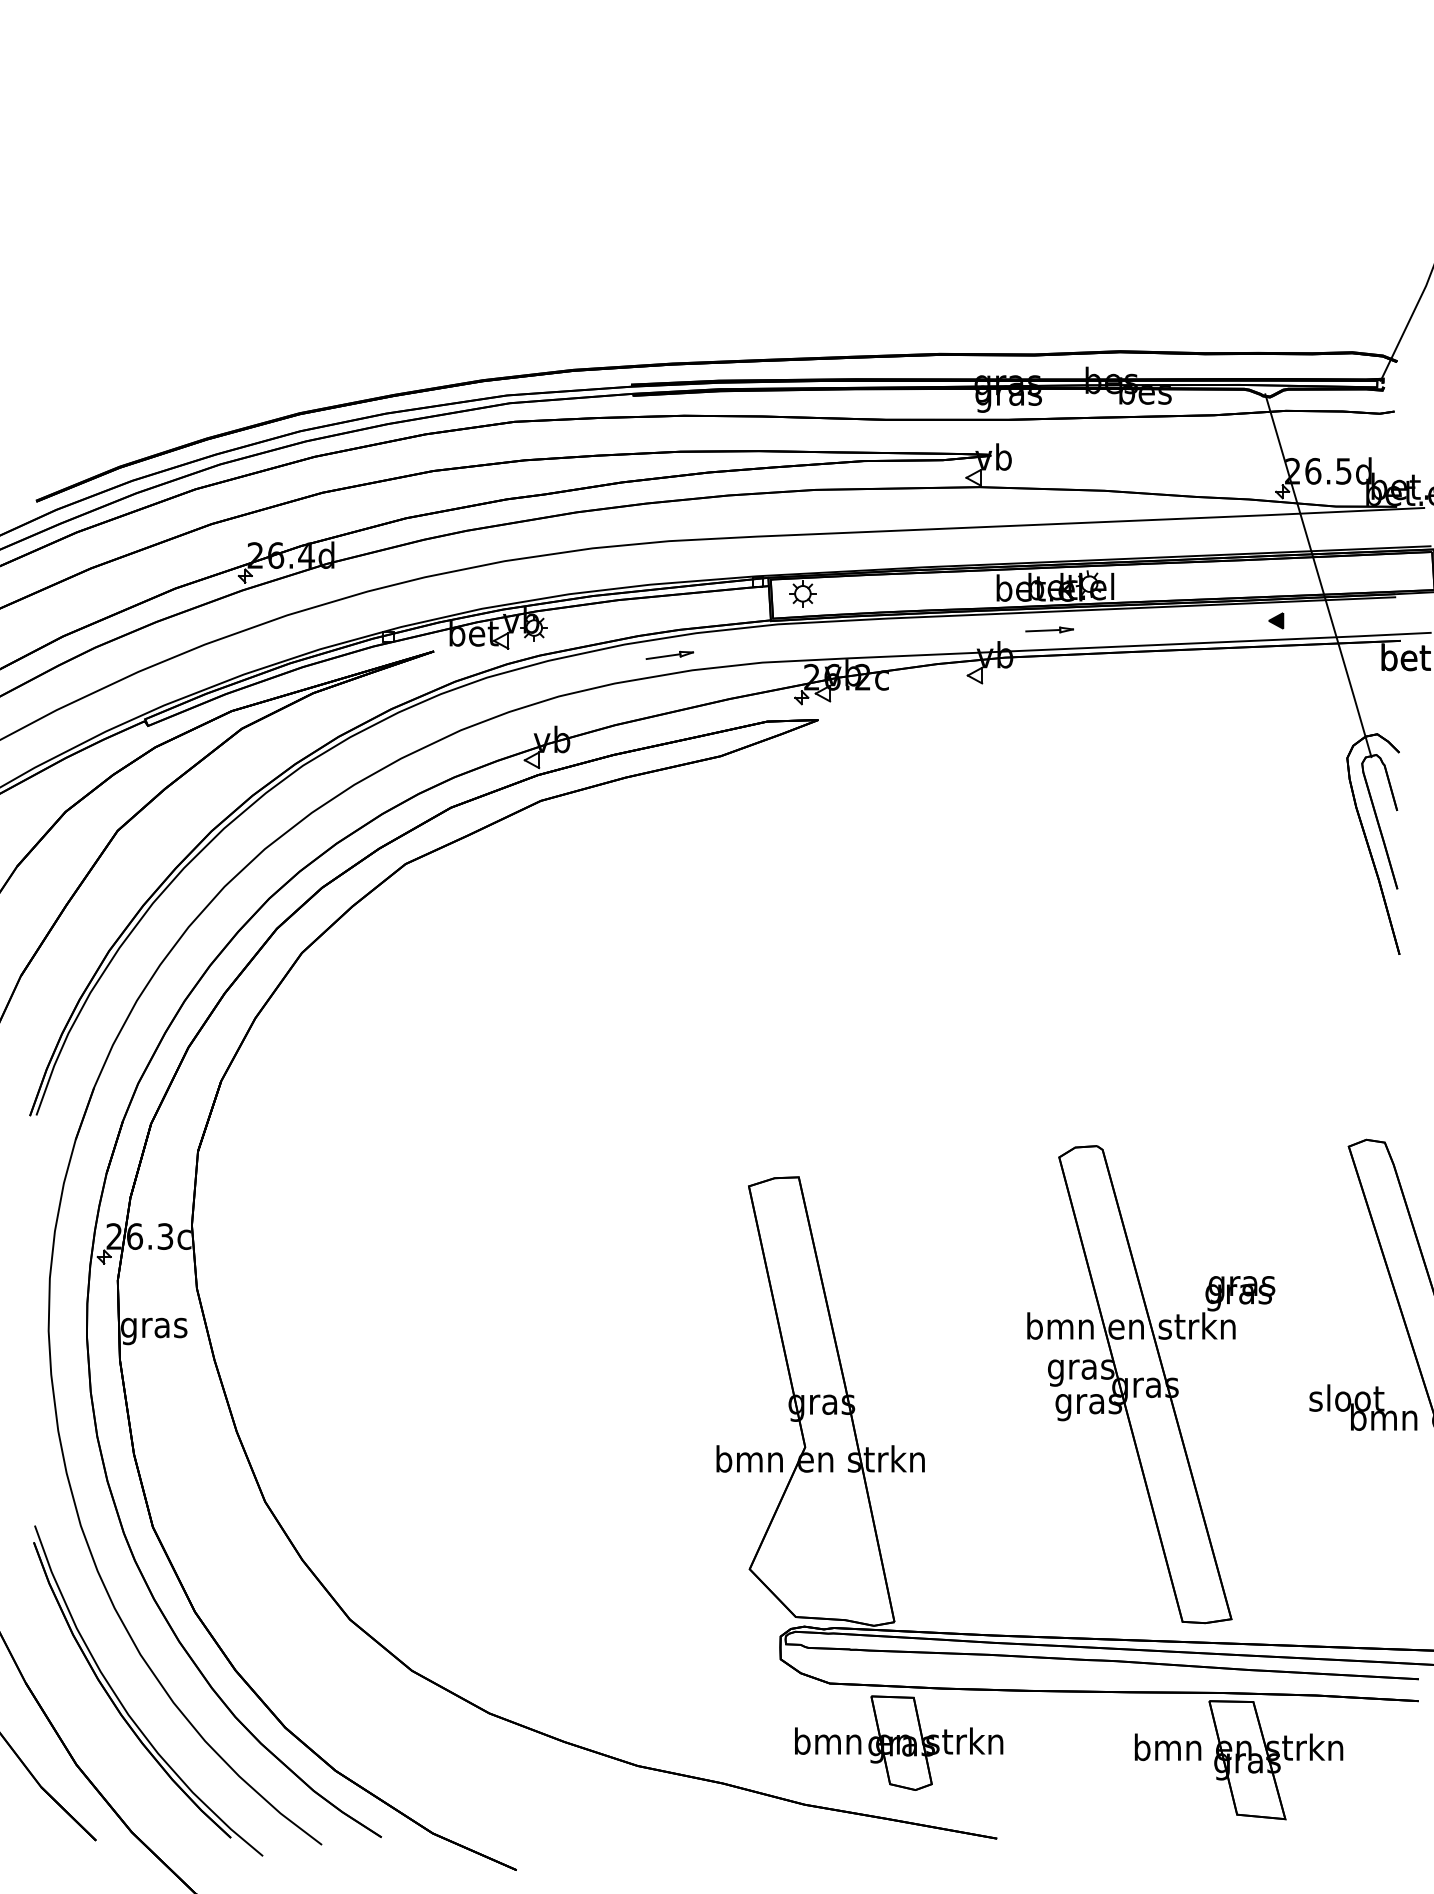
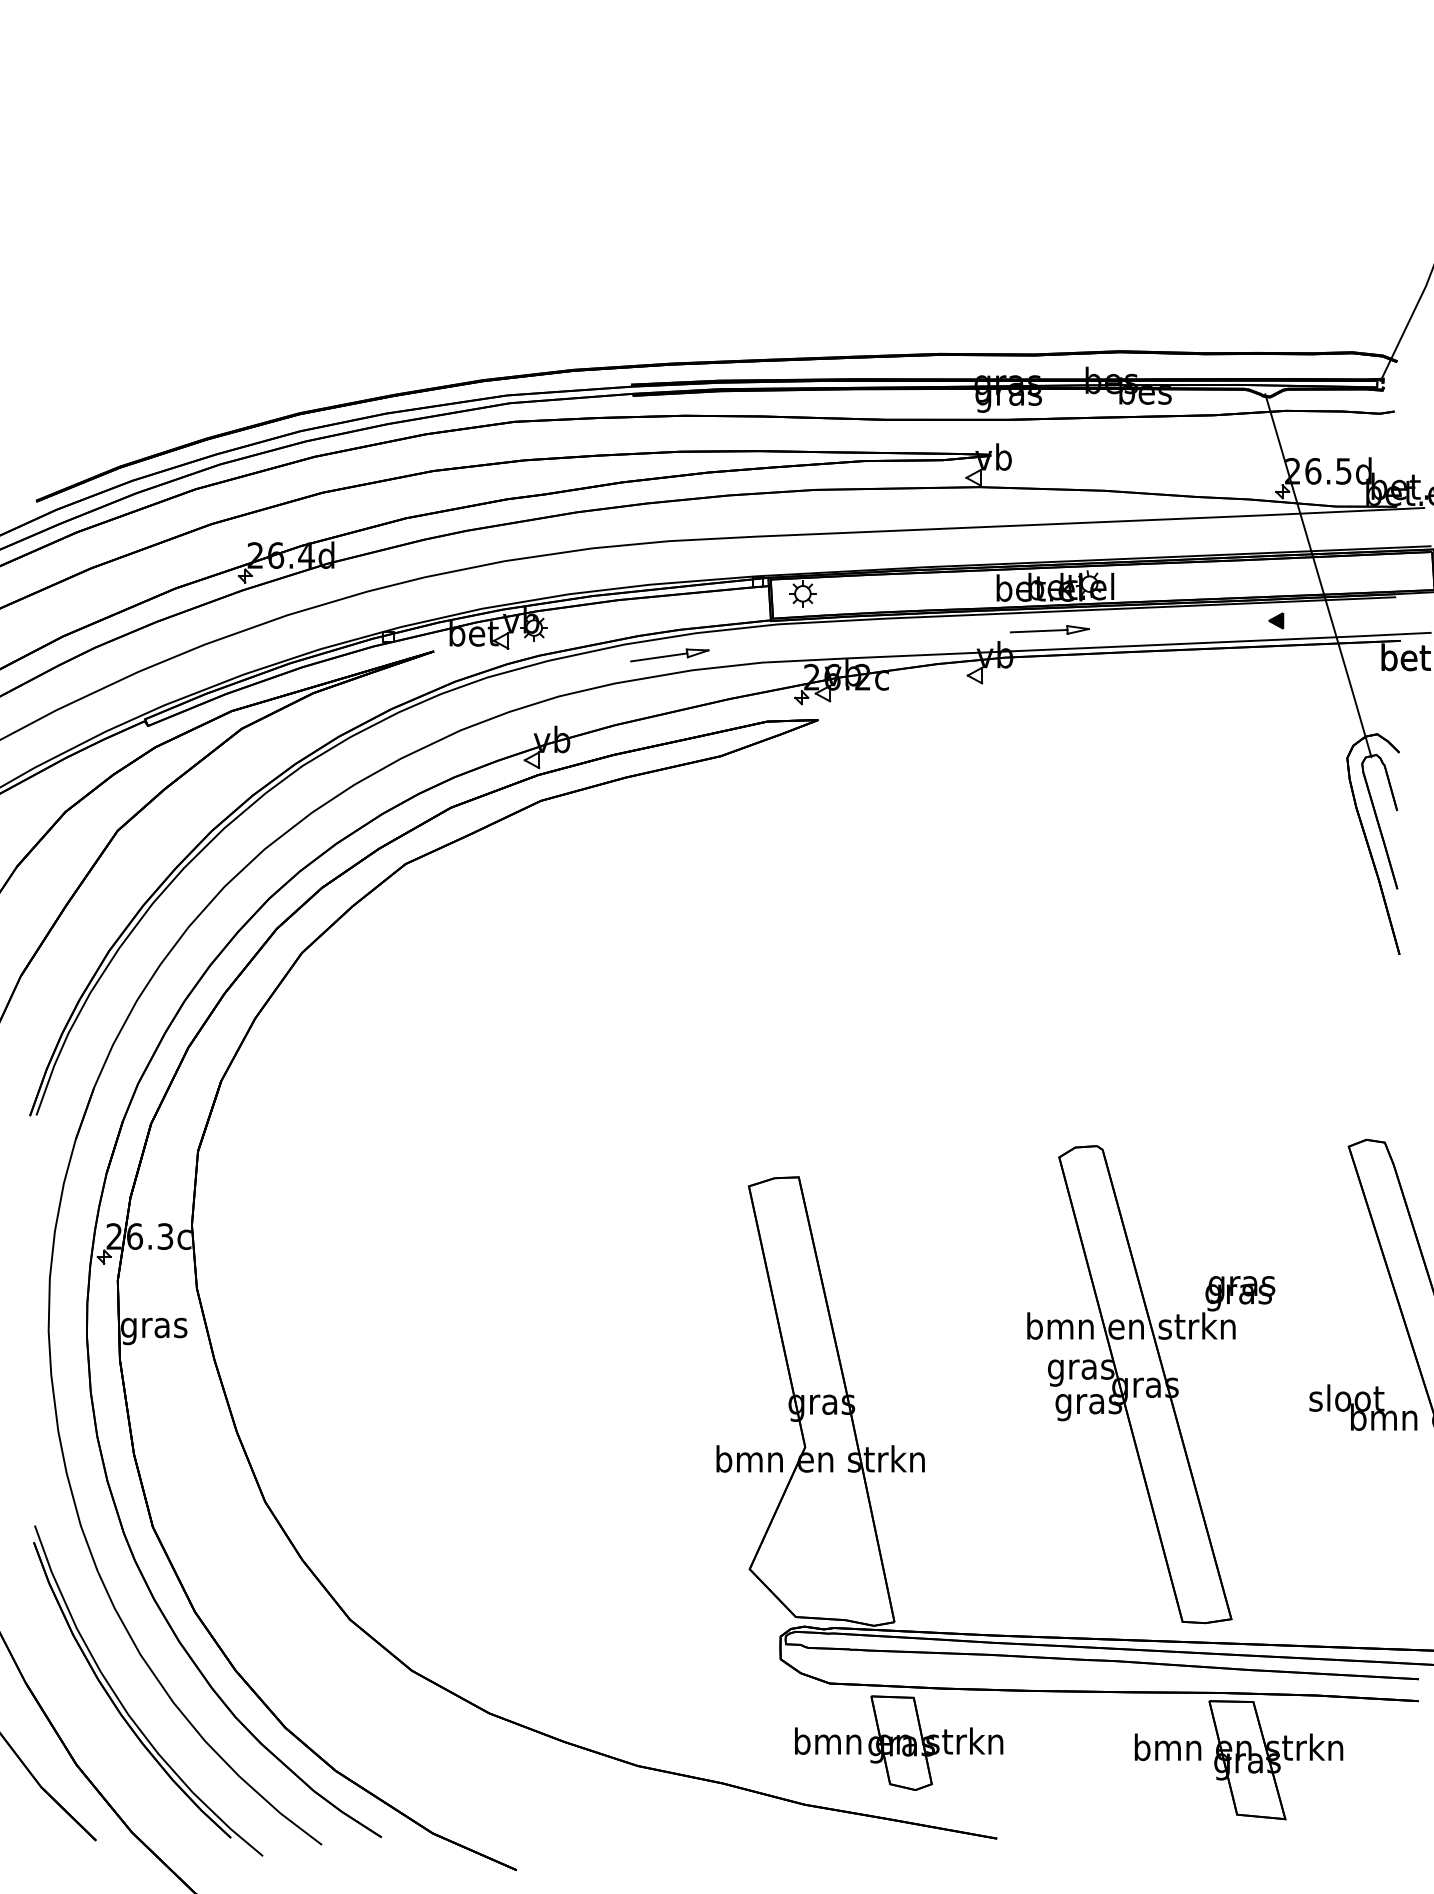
part size: 49x8 px -> 81x10 px (1049, 629)
part size: 50x9 px -> 80x15 px (669, 655)
